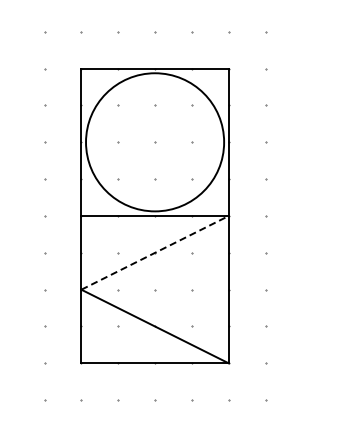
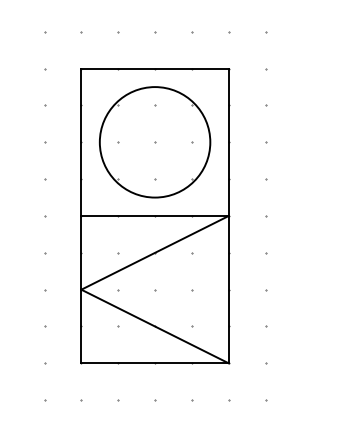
circle diameter: 138 px -> 110 px (154, 142)
line: dashed -> solid (155, 252)
